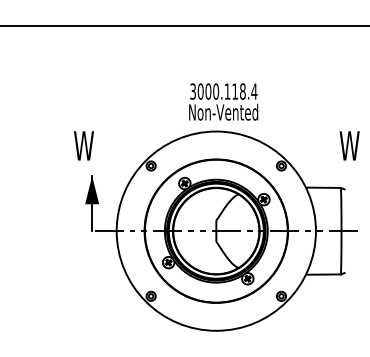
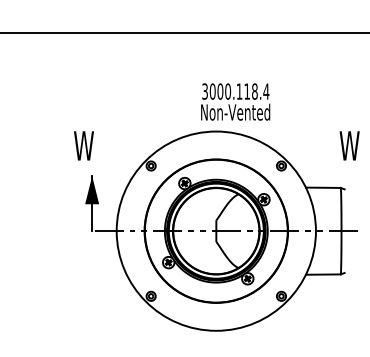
line position: (184, 26) -> (184, 33) (184, 33)
text position: (223, 101) -> (235, 101) (235, 101)
